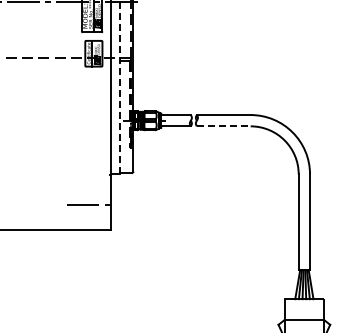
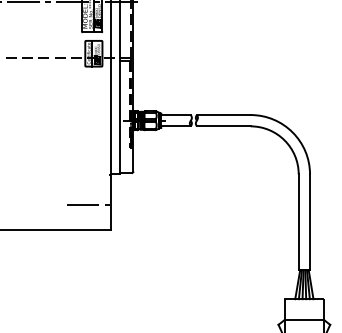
line: dashed -> solid (119, 87)
line: dashed -> solid (223, 126)
